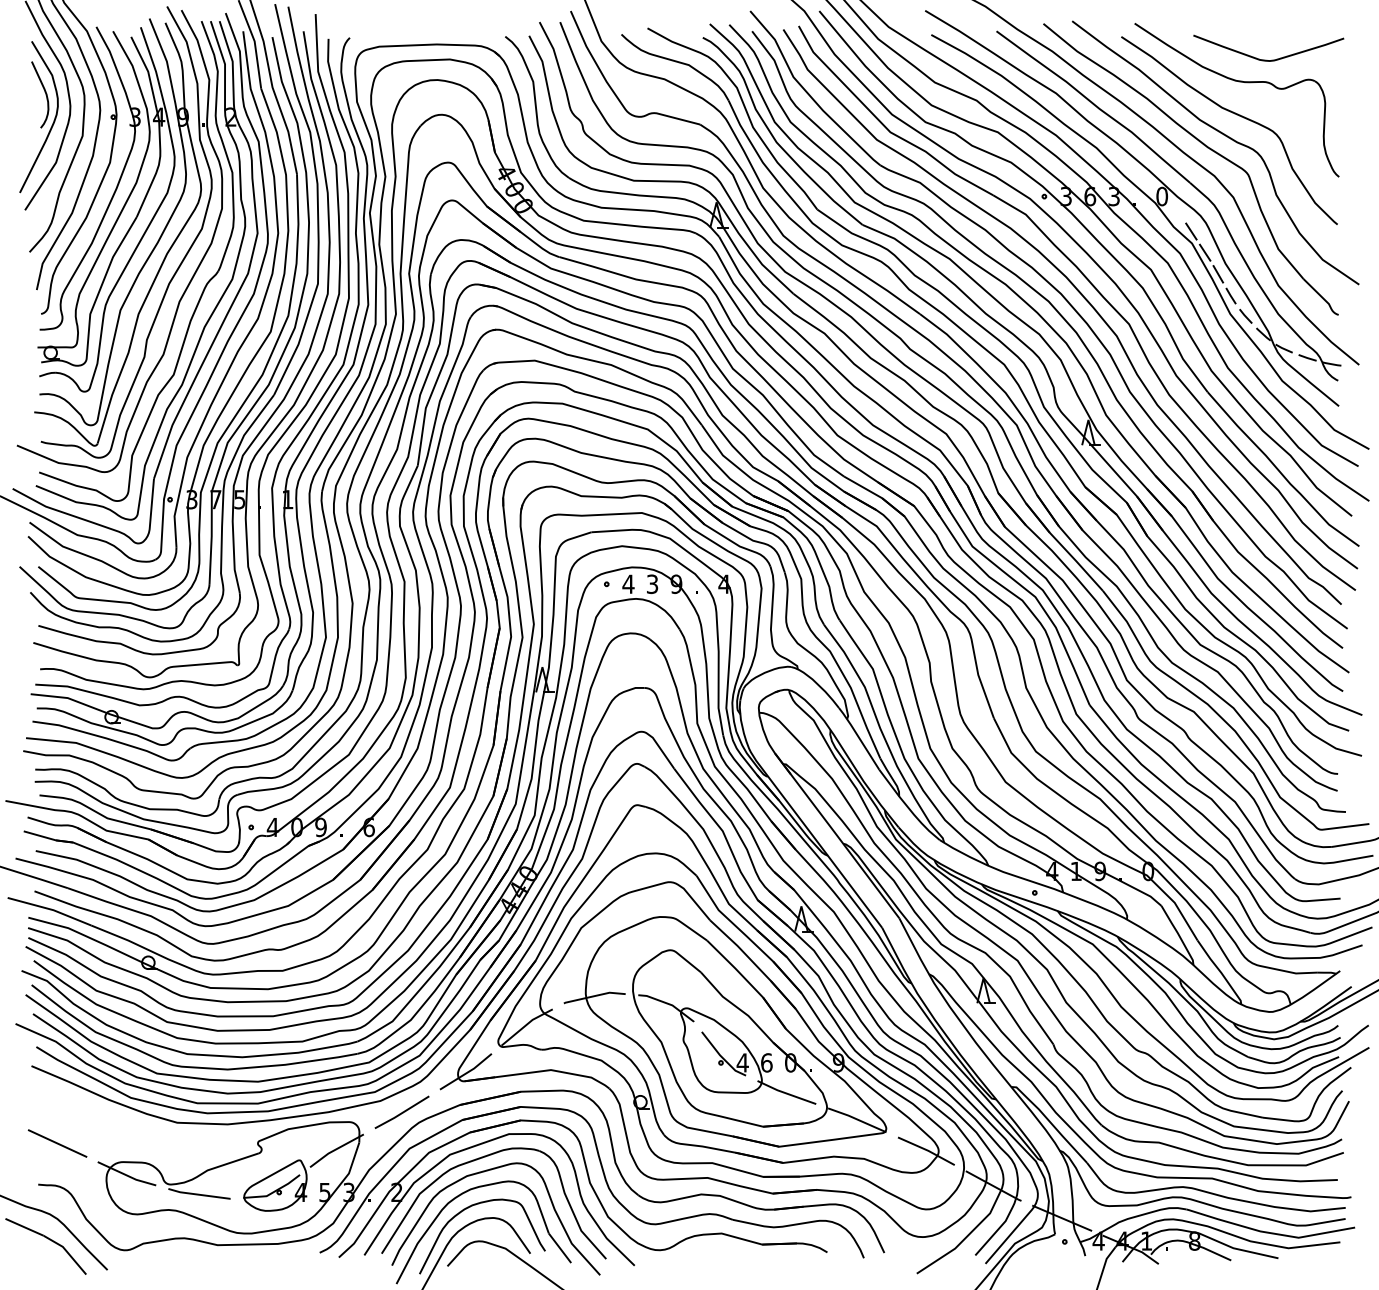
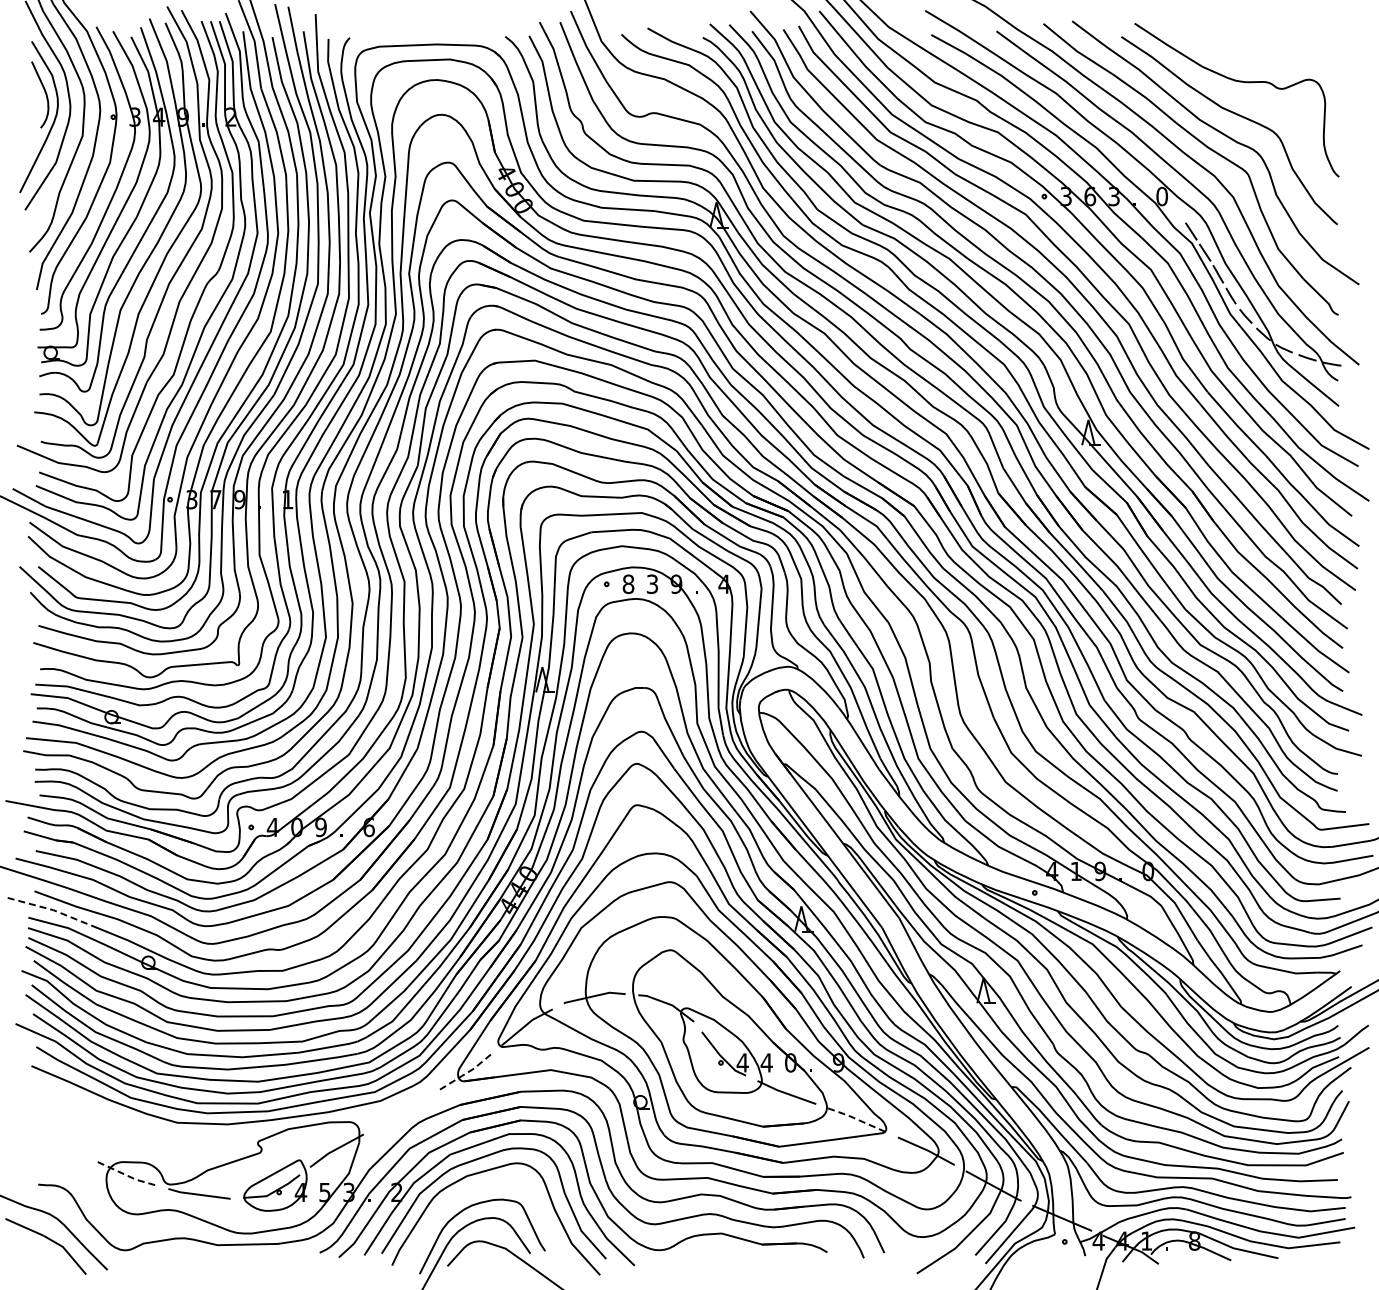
curve: present -> none (1266, 59)
text: 5 -> 9 (239, 499)
text: 4 -> 8 (628, 584)
line: solid -> dashed (50, 909)
text: 6 -> 4 (766, 1062)
line: solid -> dashed (467, 1072)
line: present -> none (402, 1111)
line: solid -> dashed (857, 1119)
line: present -> none (57, 1143)
line: solid -> dashed (127, 1175)
part: present -> none (458, 1197)
